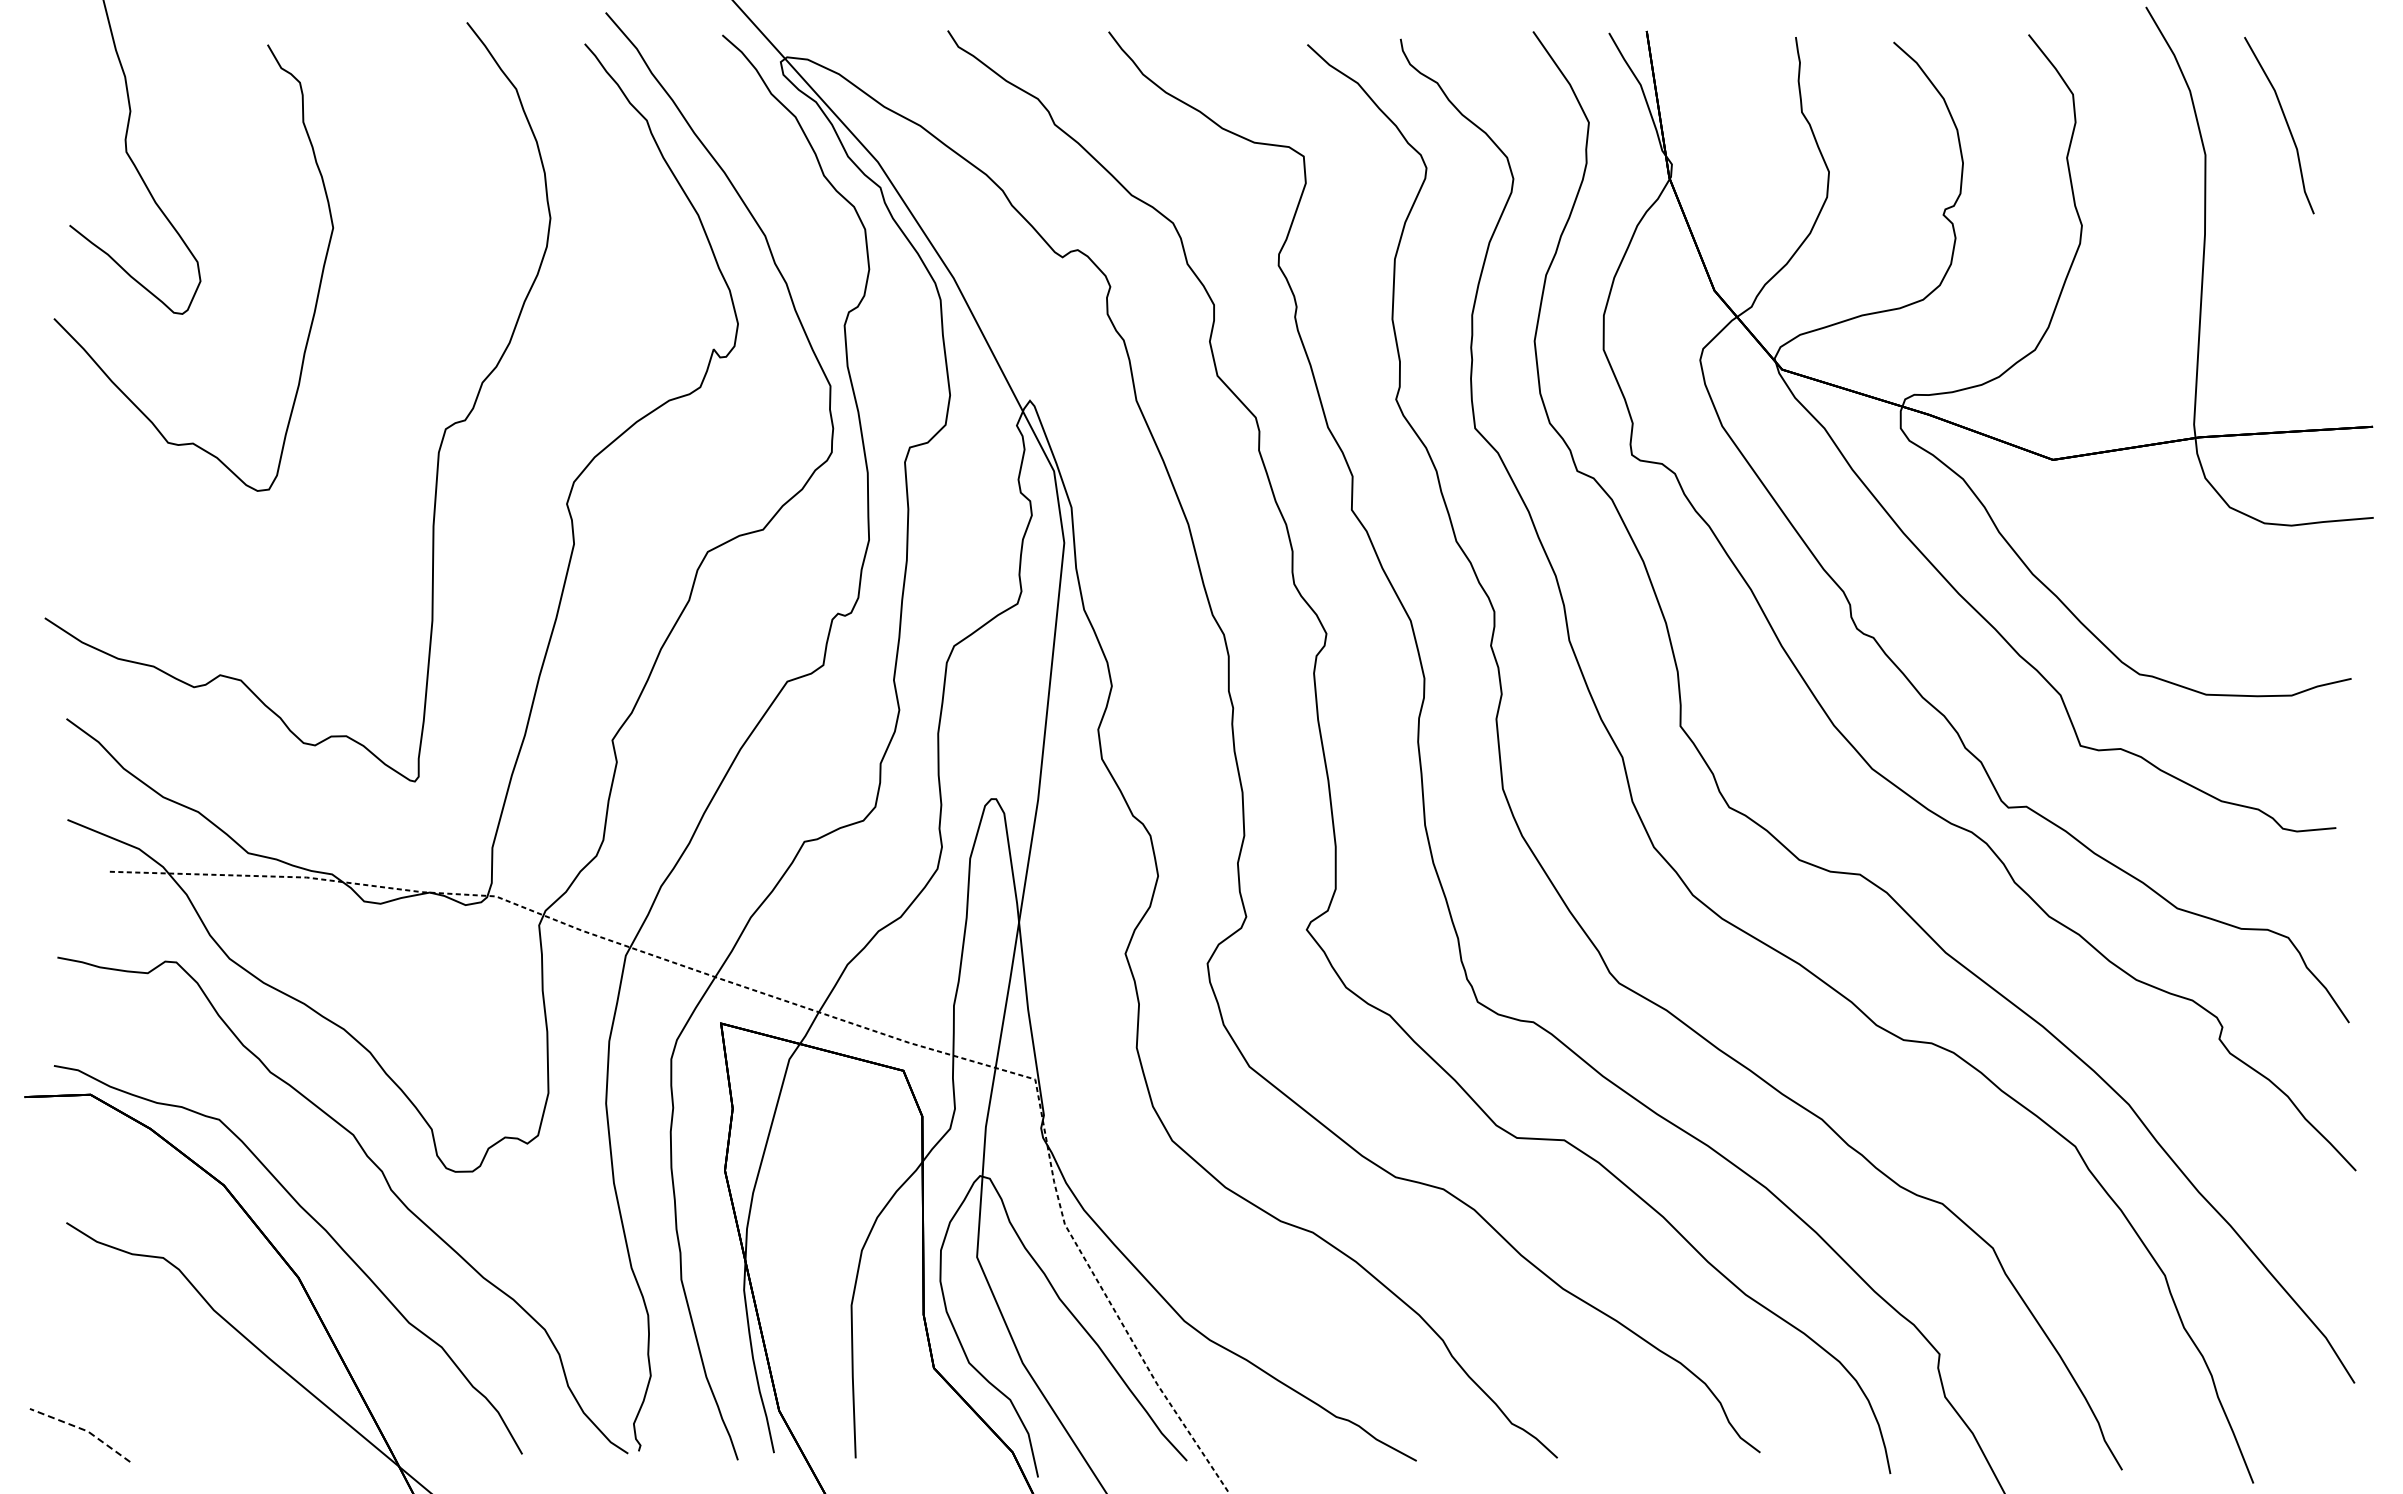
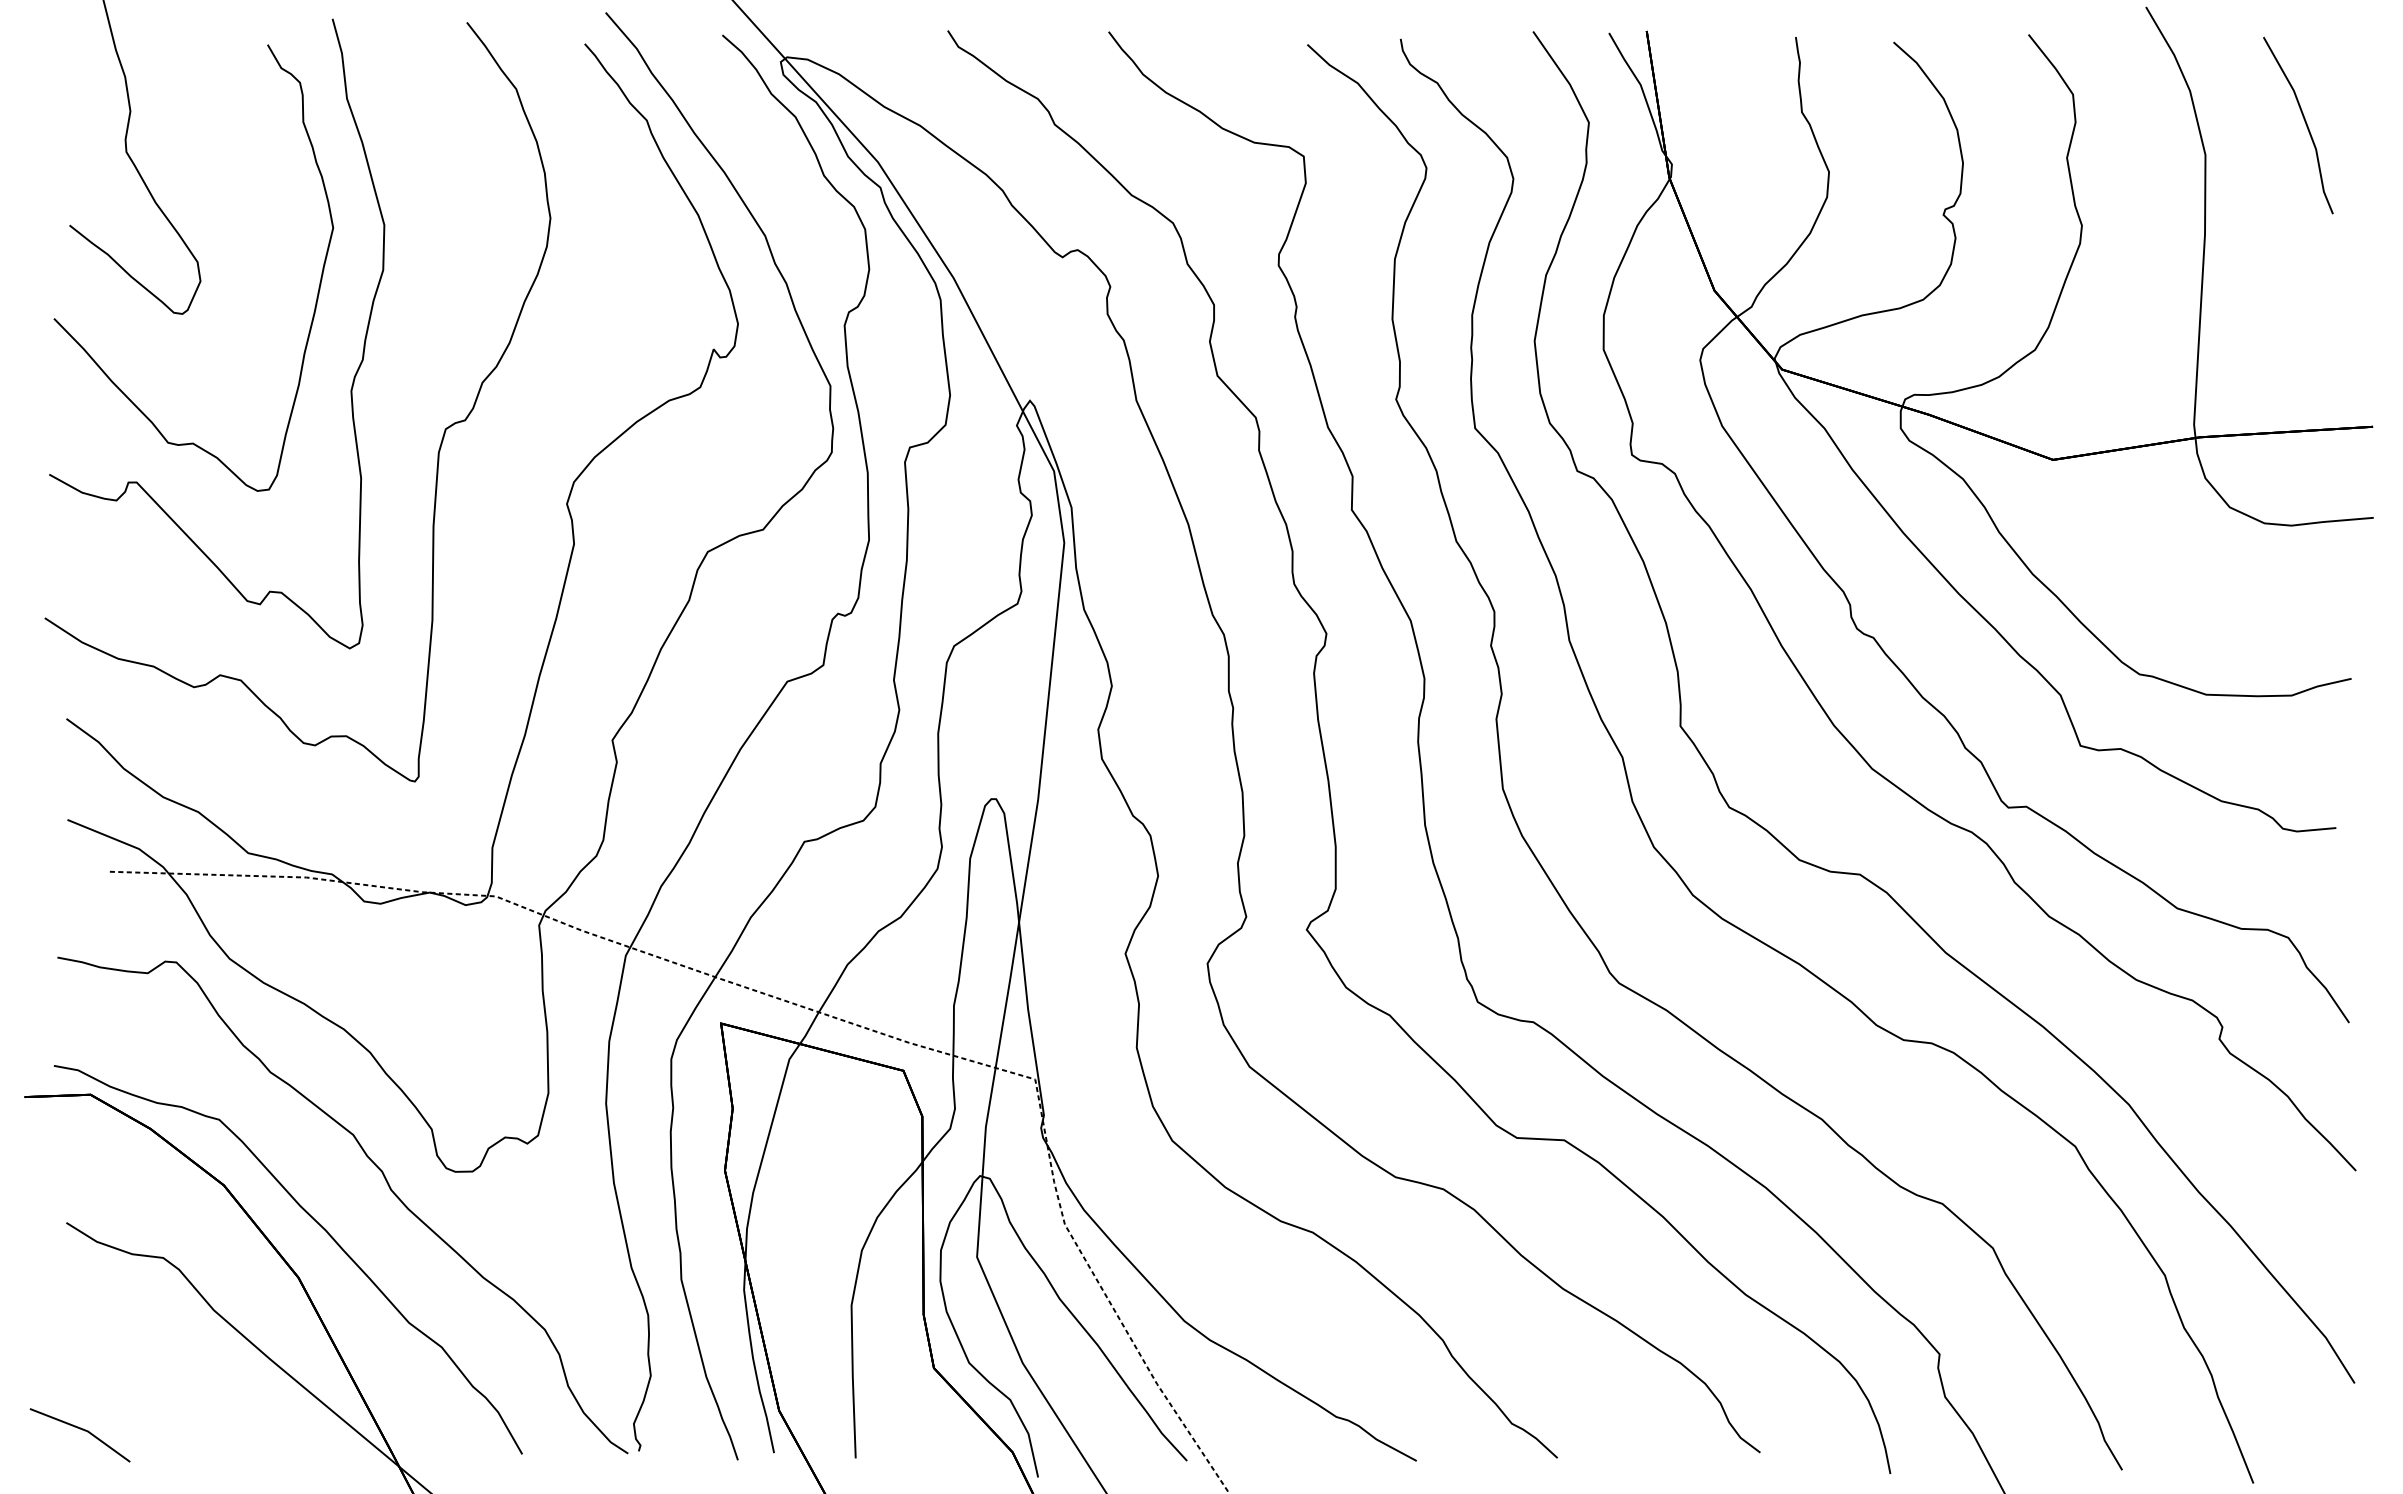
line position: (2286, 124) -> (2305, 124) (2305, 124)
curve: none -> present (353, 377)
line: dashed -> solid (83, 1429)
